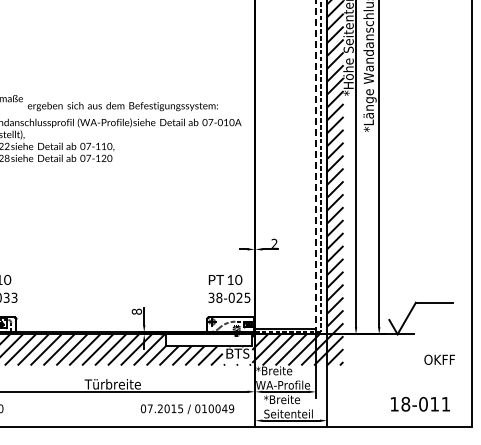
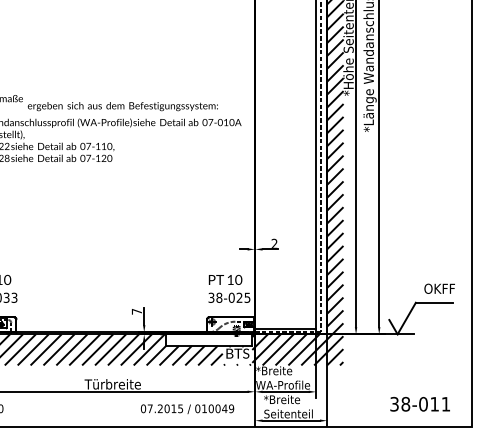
line: dashed -> solid (315, 167)
text: 8 -> 7 (136, 311)
text position: (439, 359) -> (439, 288) (439, 288)
text: 18-011 -> 38-011 (394, 403)
